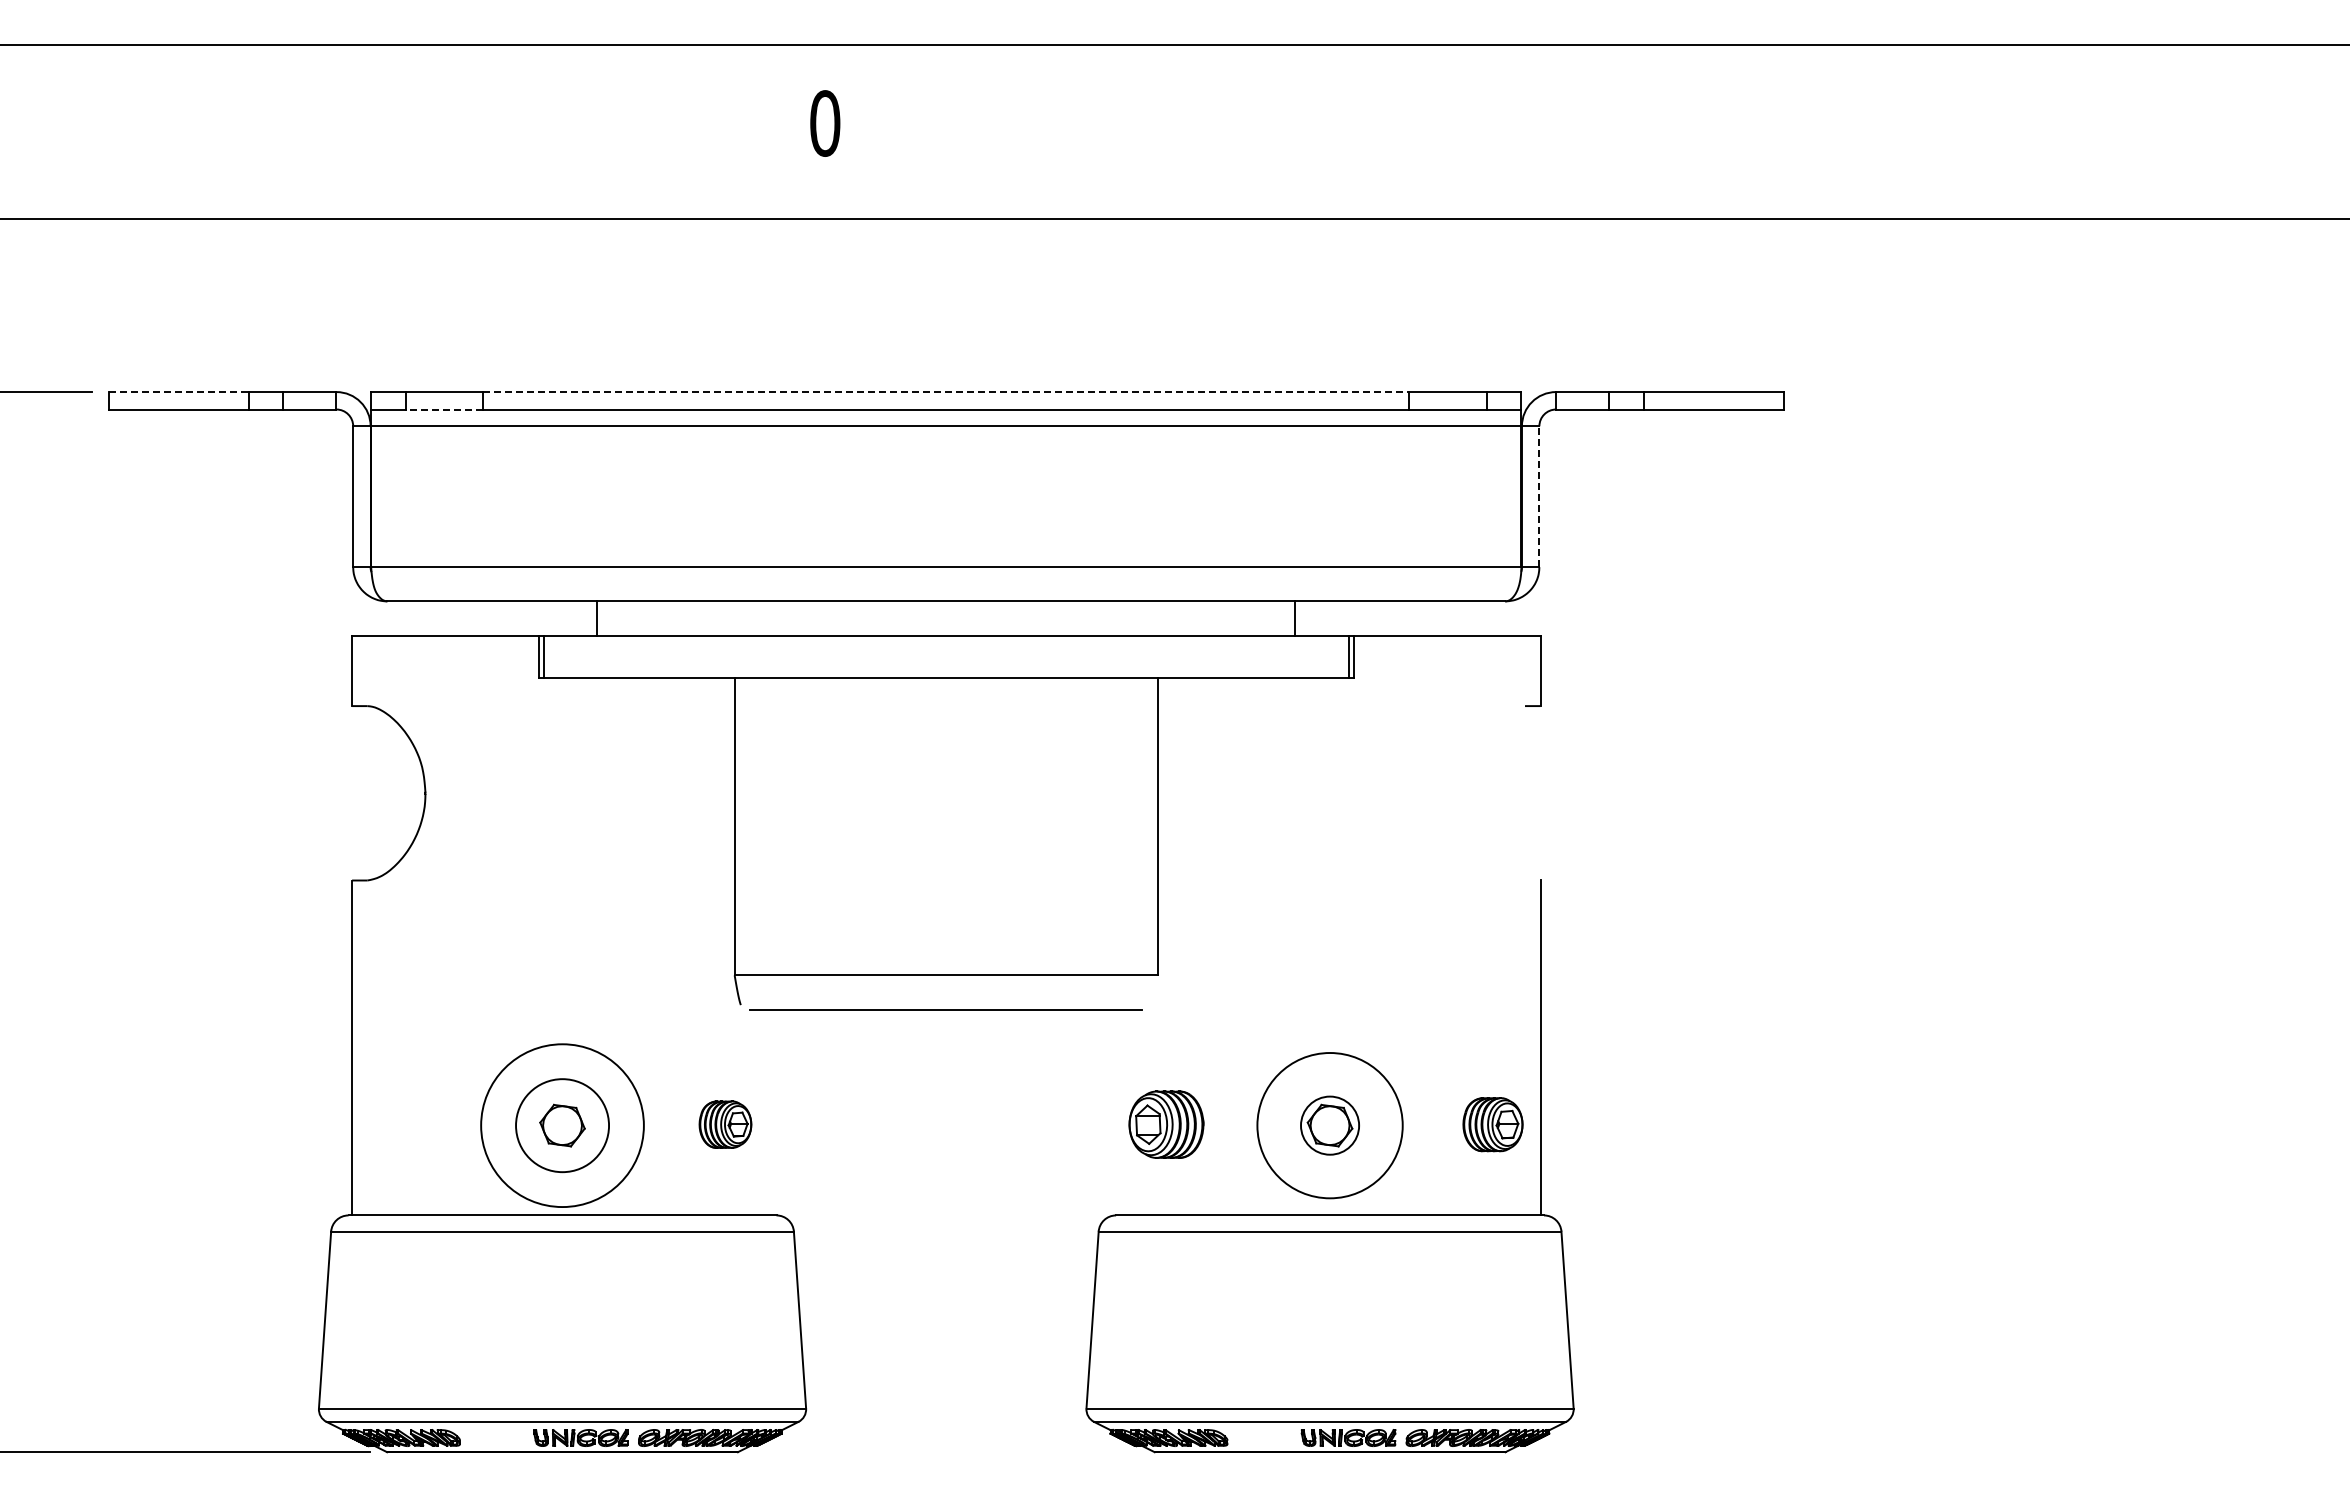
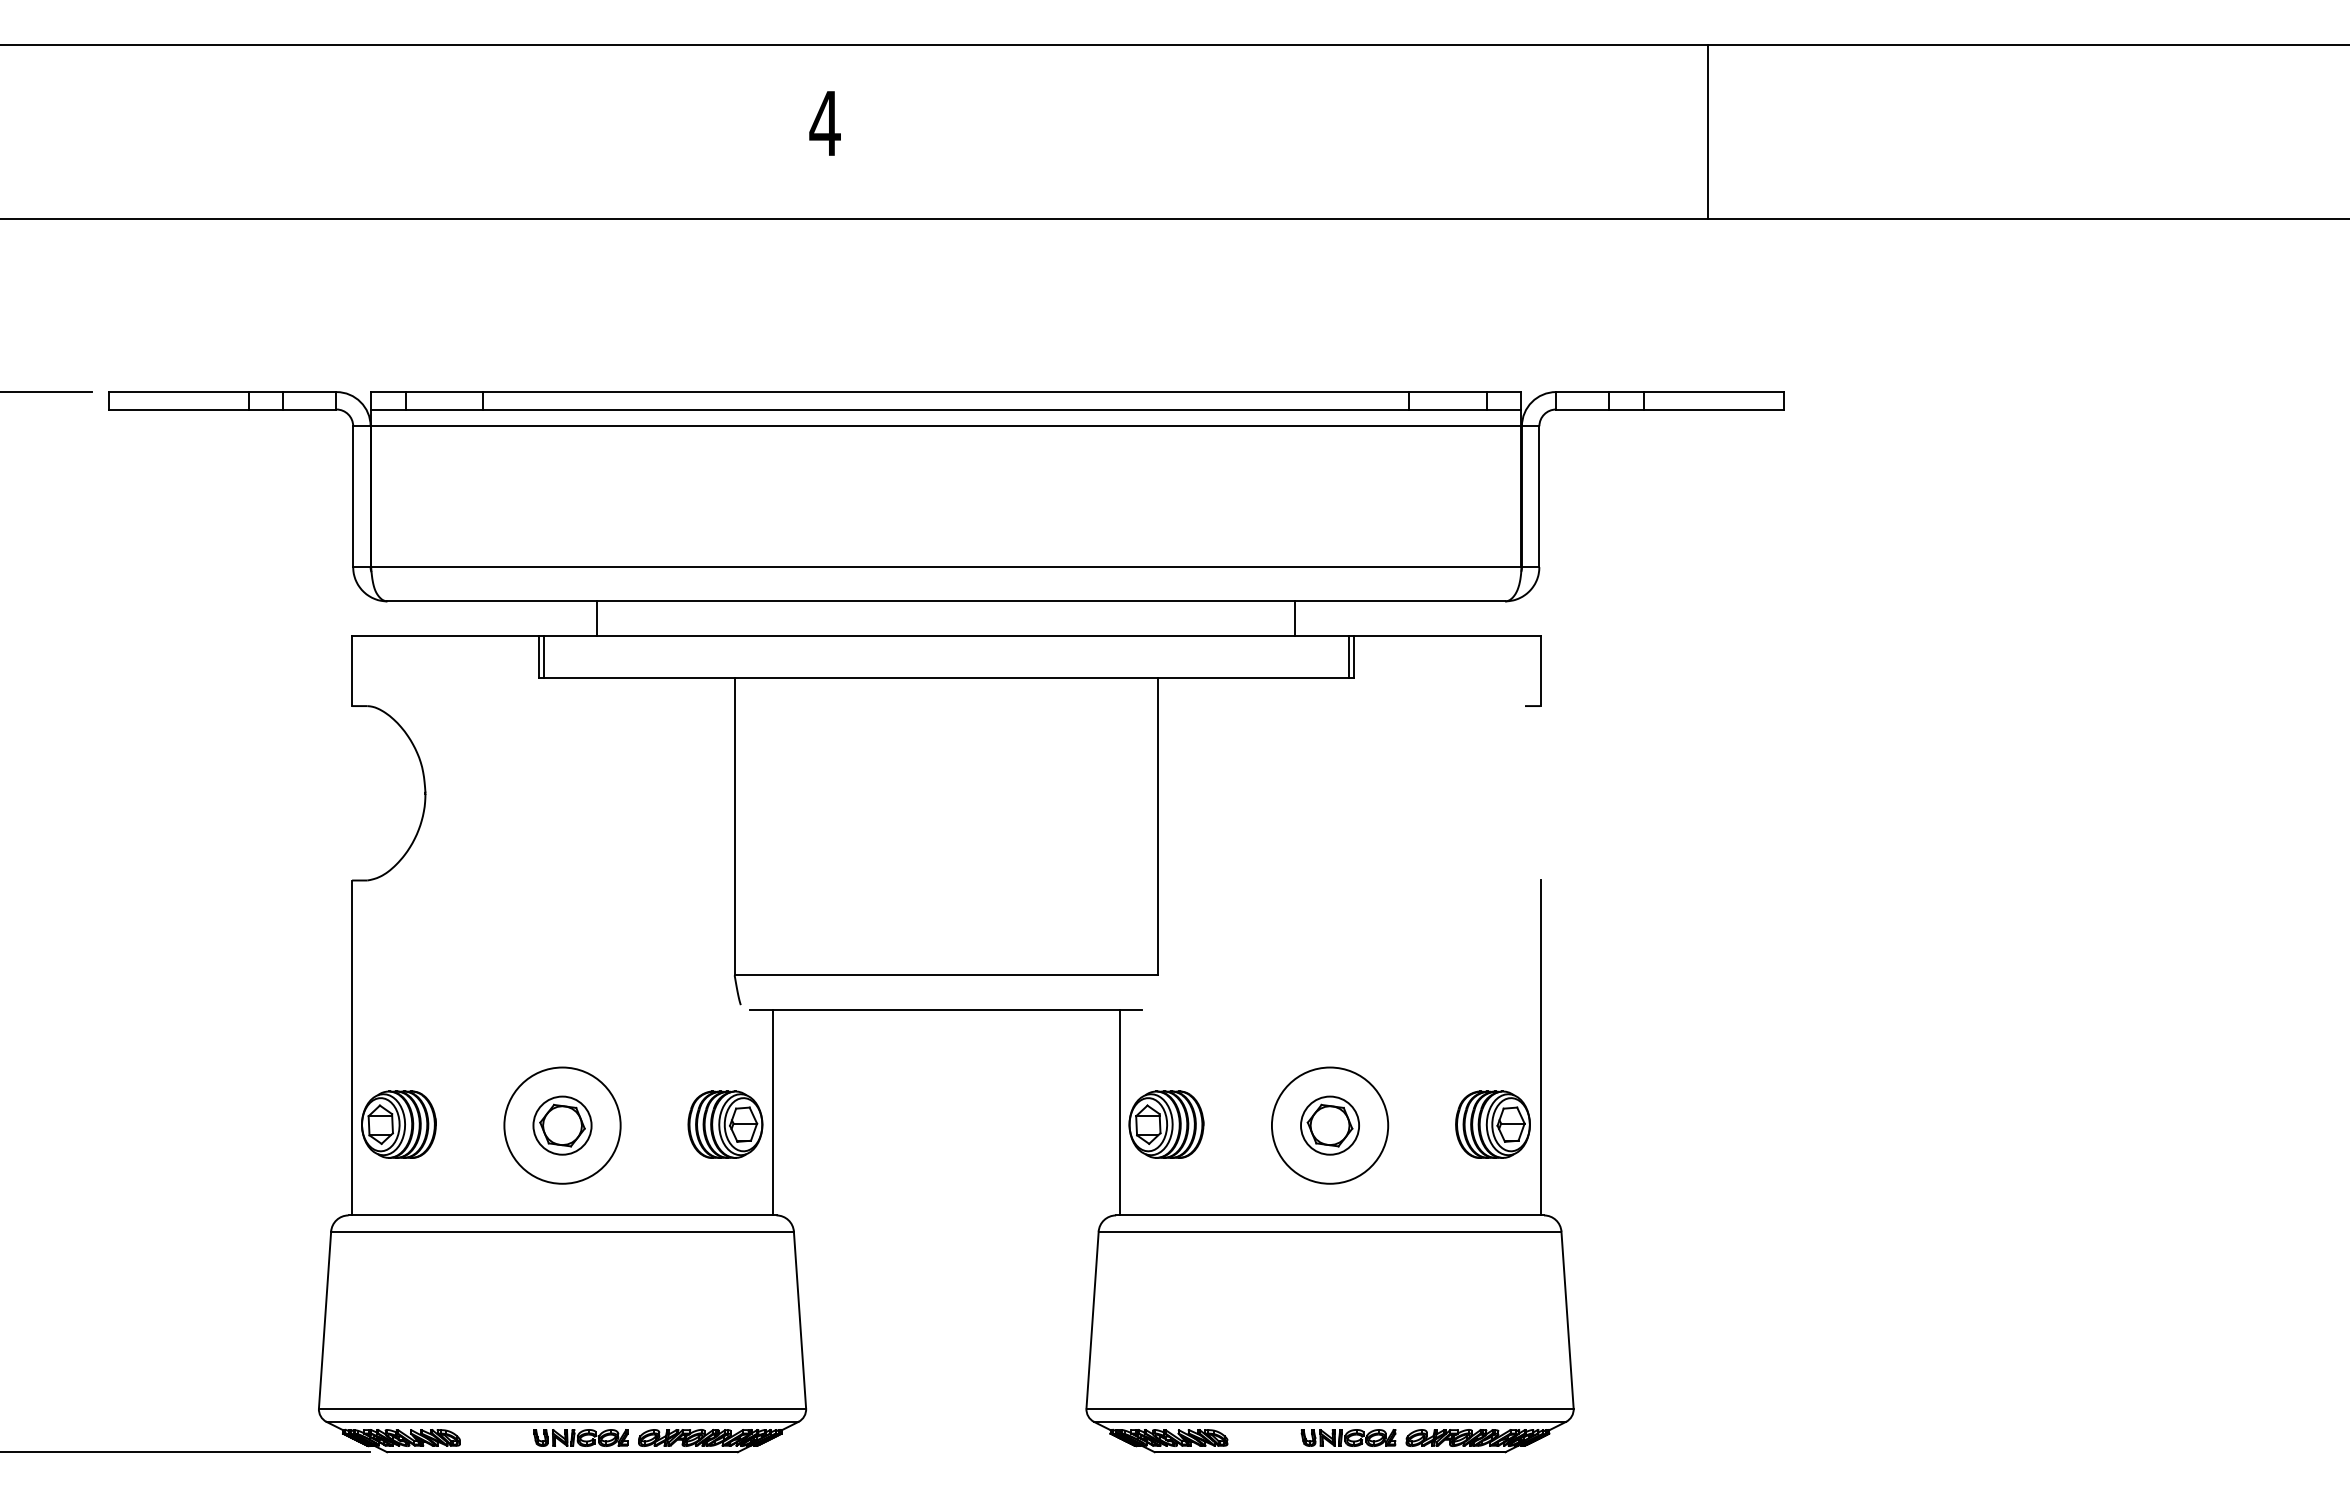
text: 0 -> 4 (824, 123)
line: none -> present (1707, 131)
line: dashed -> solid (178, 392)
line: dashed -> solid (946, 392)
line: dashed -> solid (444, 409)
line: dashed -> solid (1539, 496)
line: none -> present (772, 1112)
line: none -> present (1119, 1112)
part: none -> present (398, 1124)
part size: 55x49 px -> 77x69 px (725, 1124)
part size: 62x56 px -> 76x69 px (1492, 1124)
circle diameter: 163 px -> 116 px (562, 1125)
circle diameter: 93 px -> 58 px (562, 1125)
circle diameter: 145 px -> 116 px (1329, 1125)
